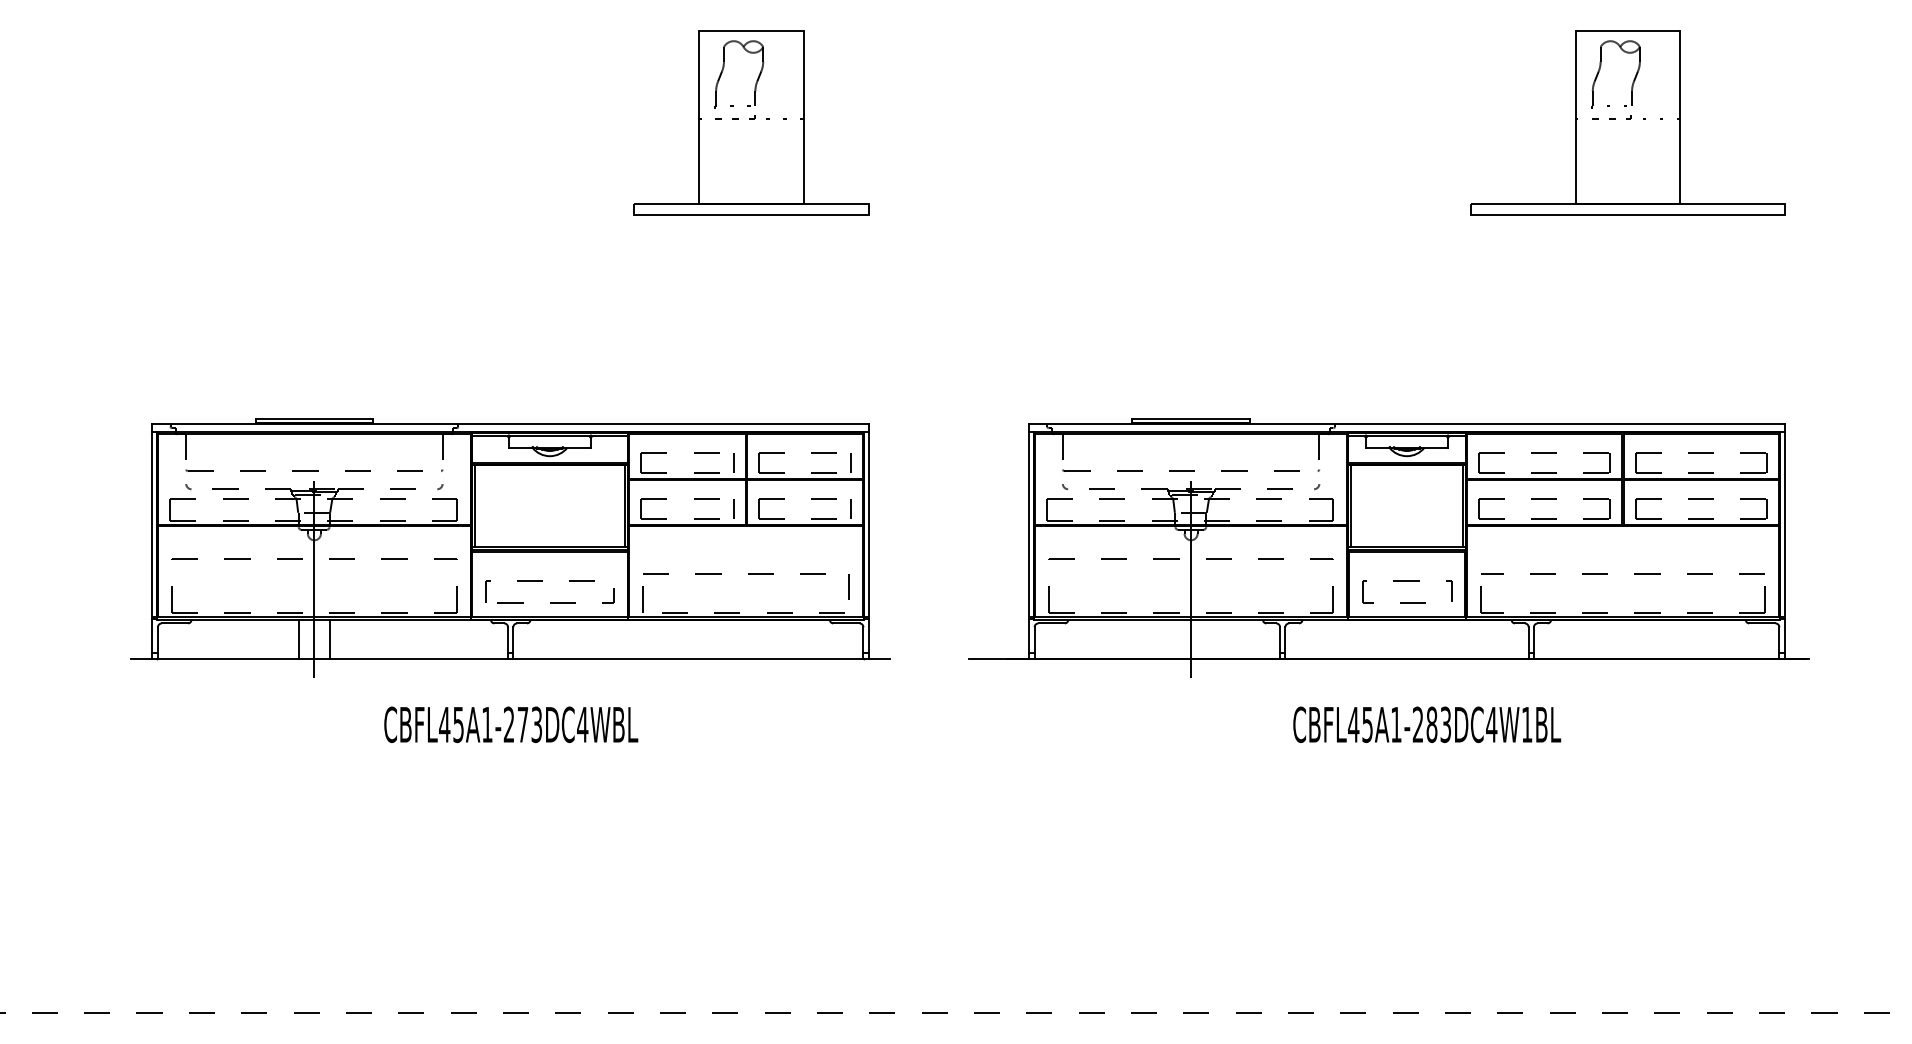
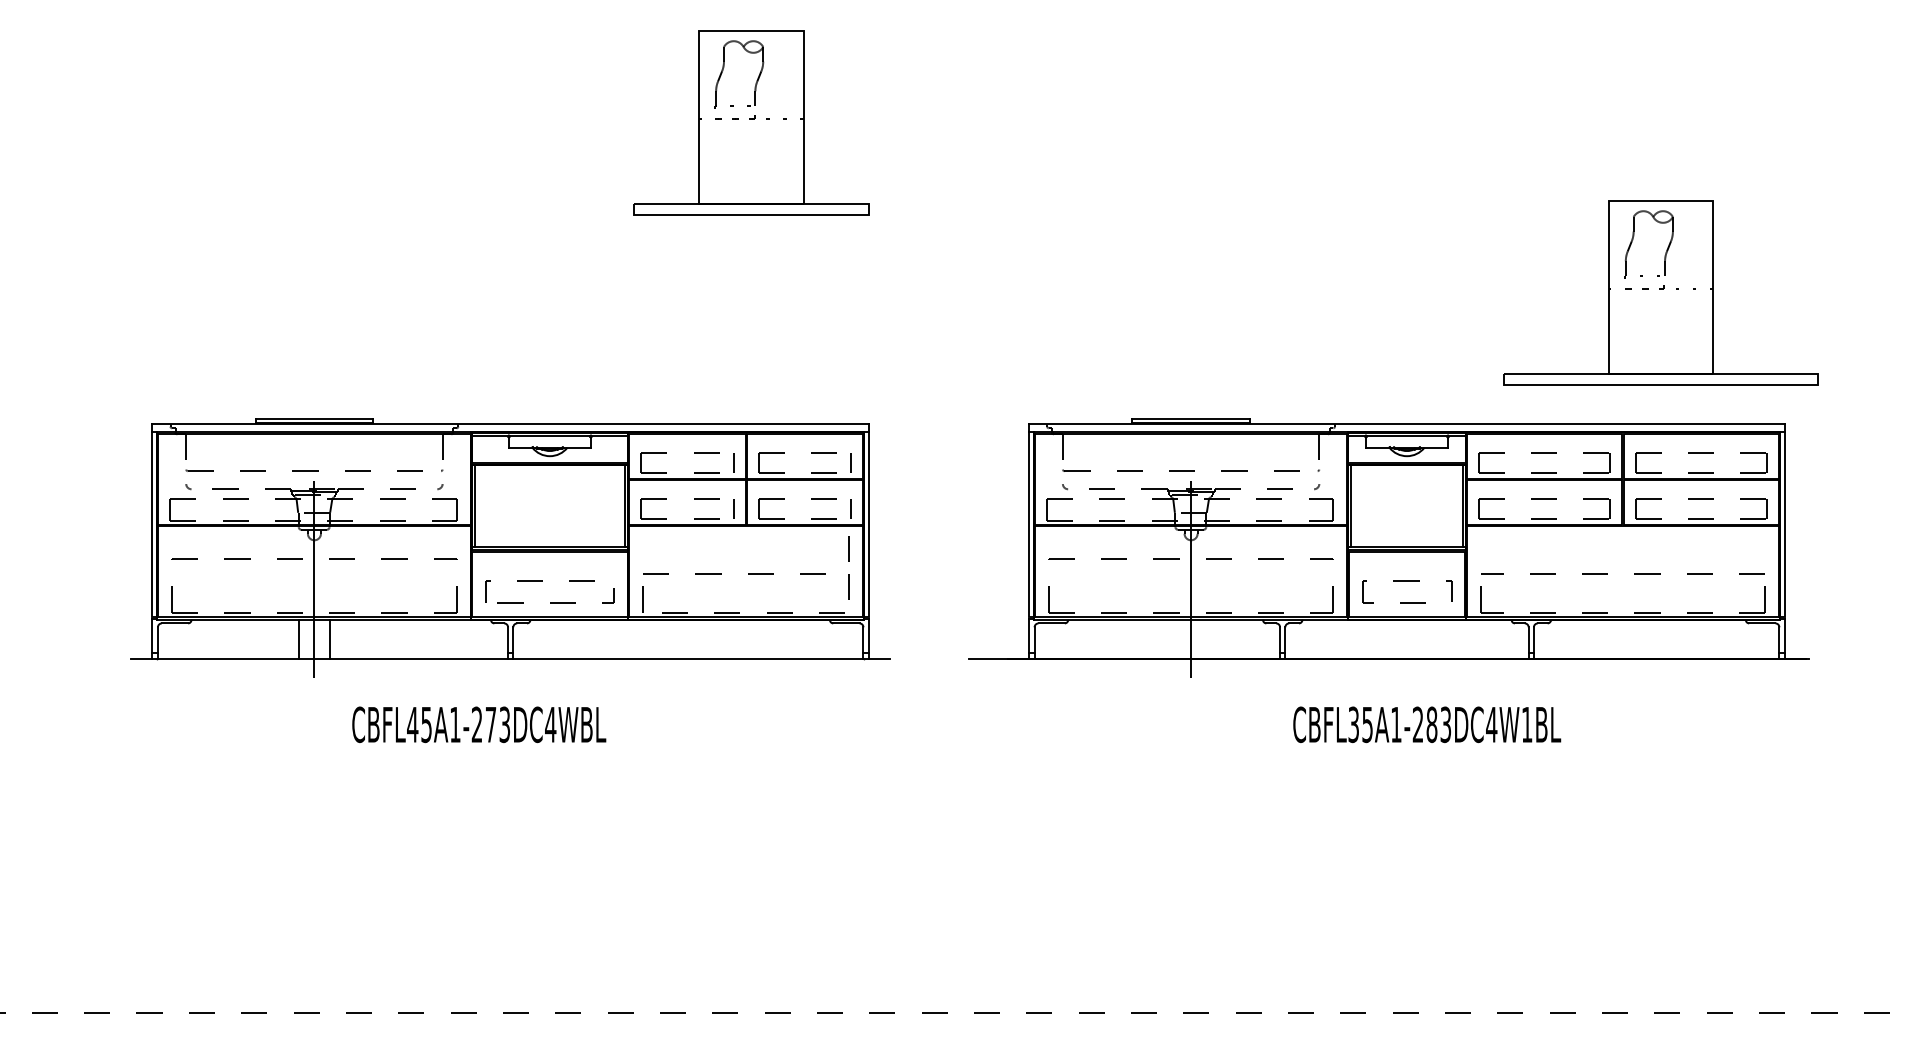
part position: (1627, 122) -> (1660, 292) (1660, 292)
line: none -> present (848, 548)
text position: (511, 724) -> (479, 724) (479, 724)
text: CBFL45A1-283DC4W1BL -> CBFL35A1-283DC4W1BL (1353, 724)
